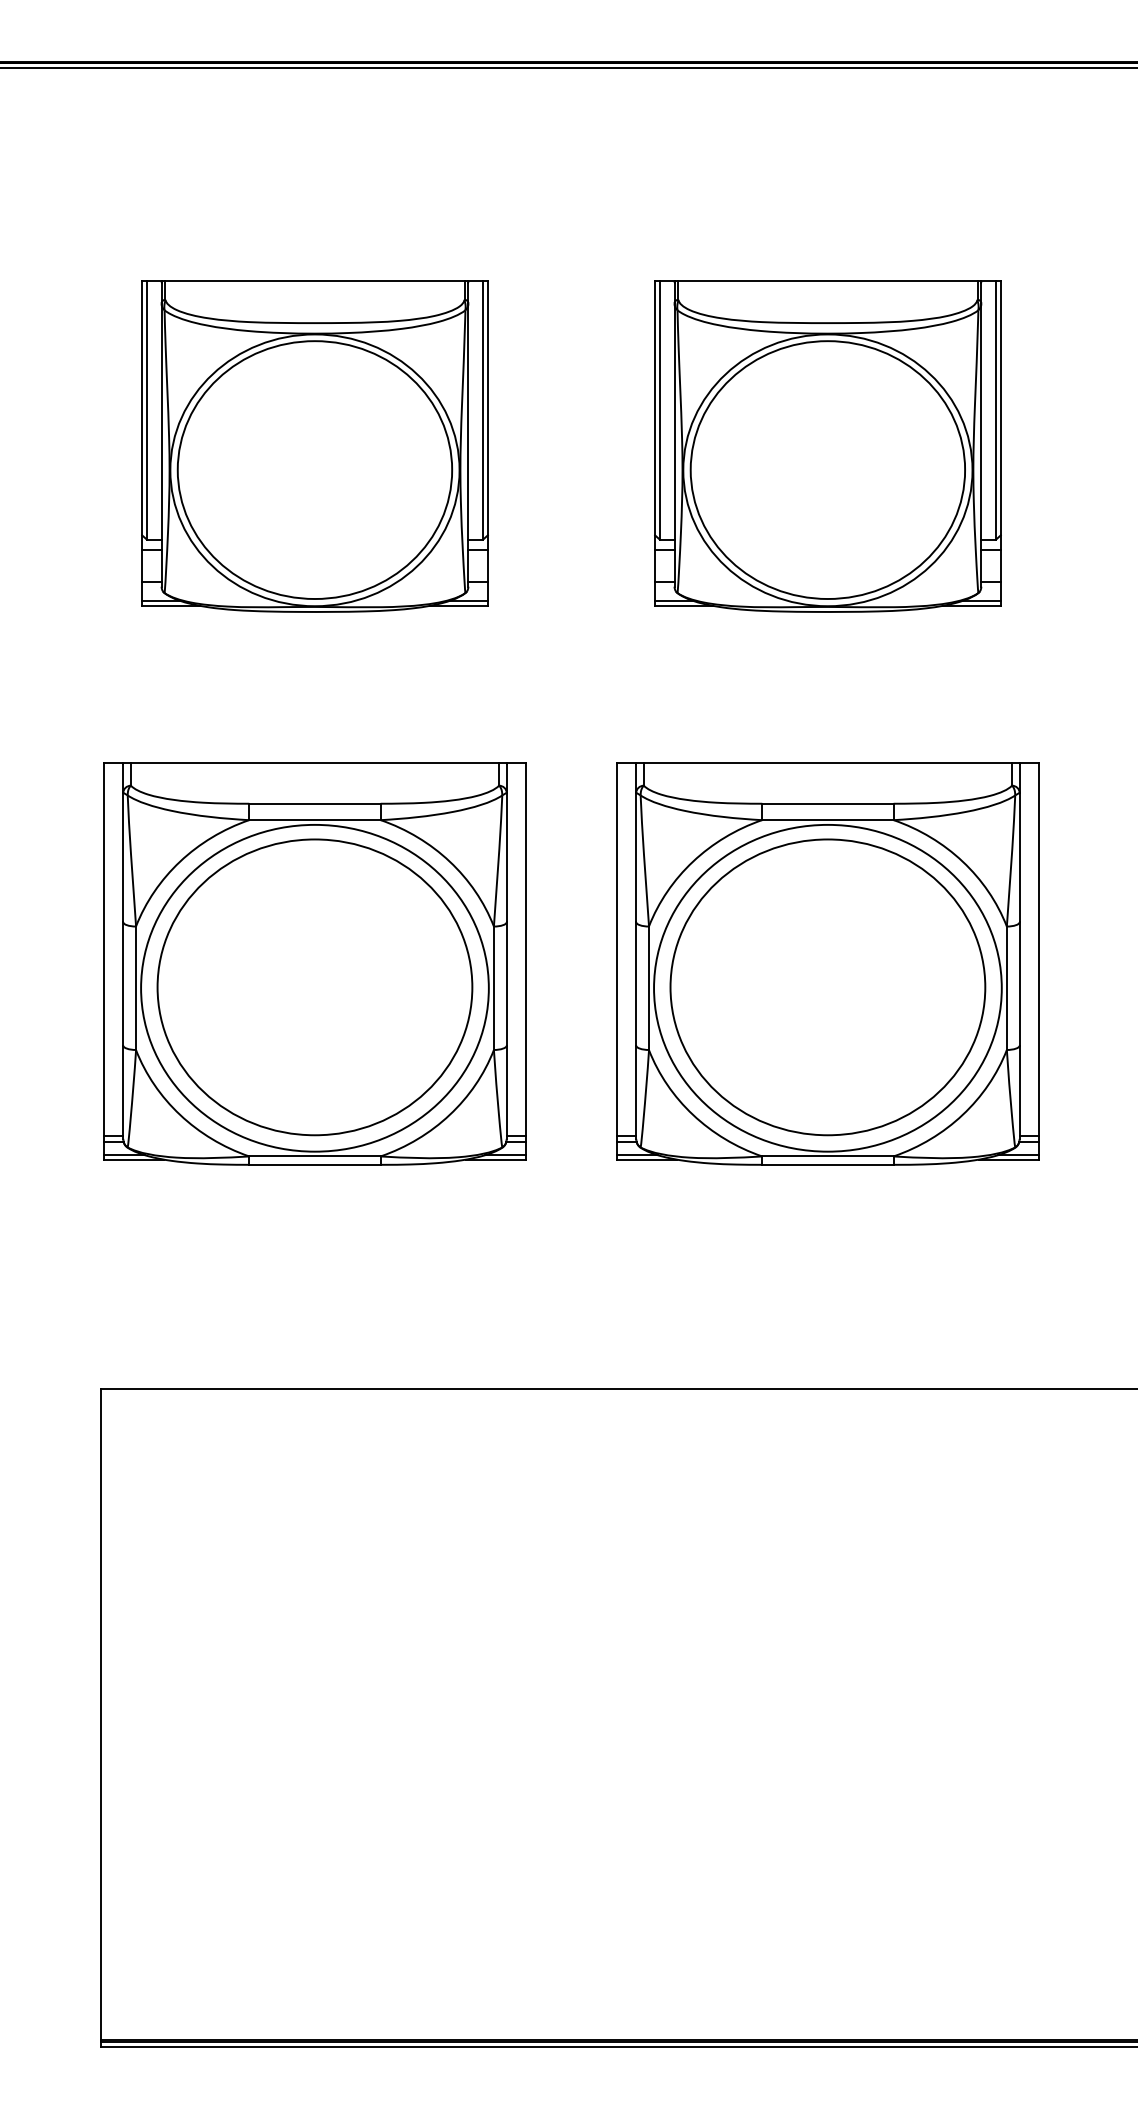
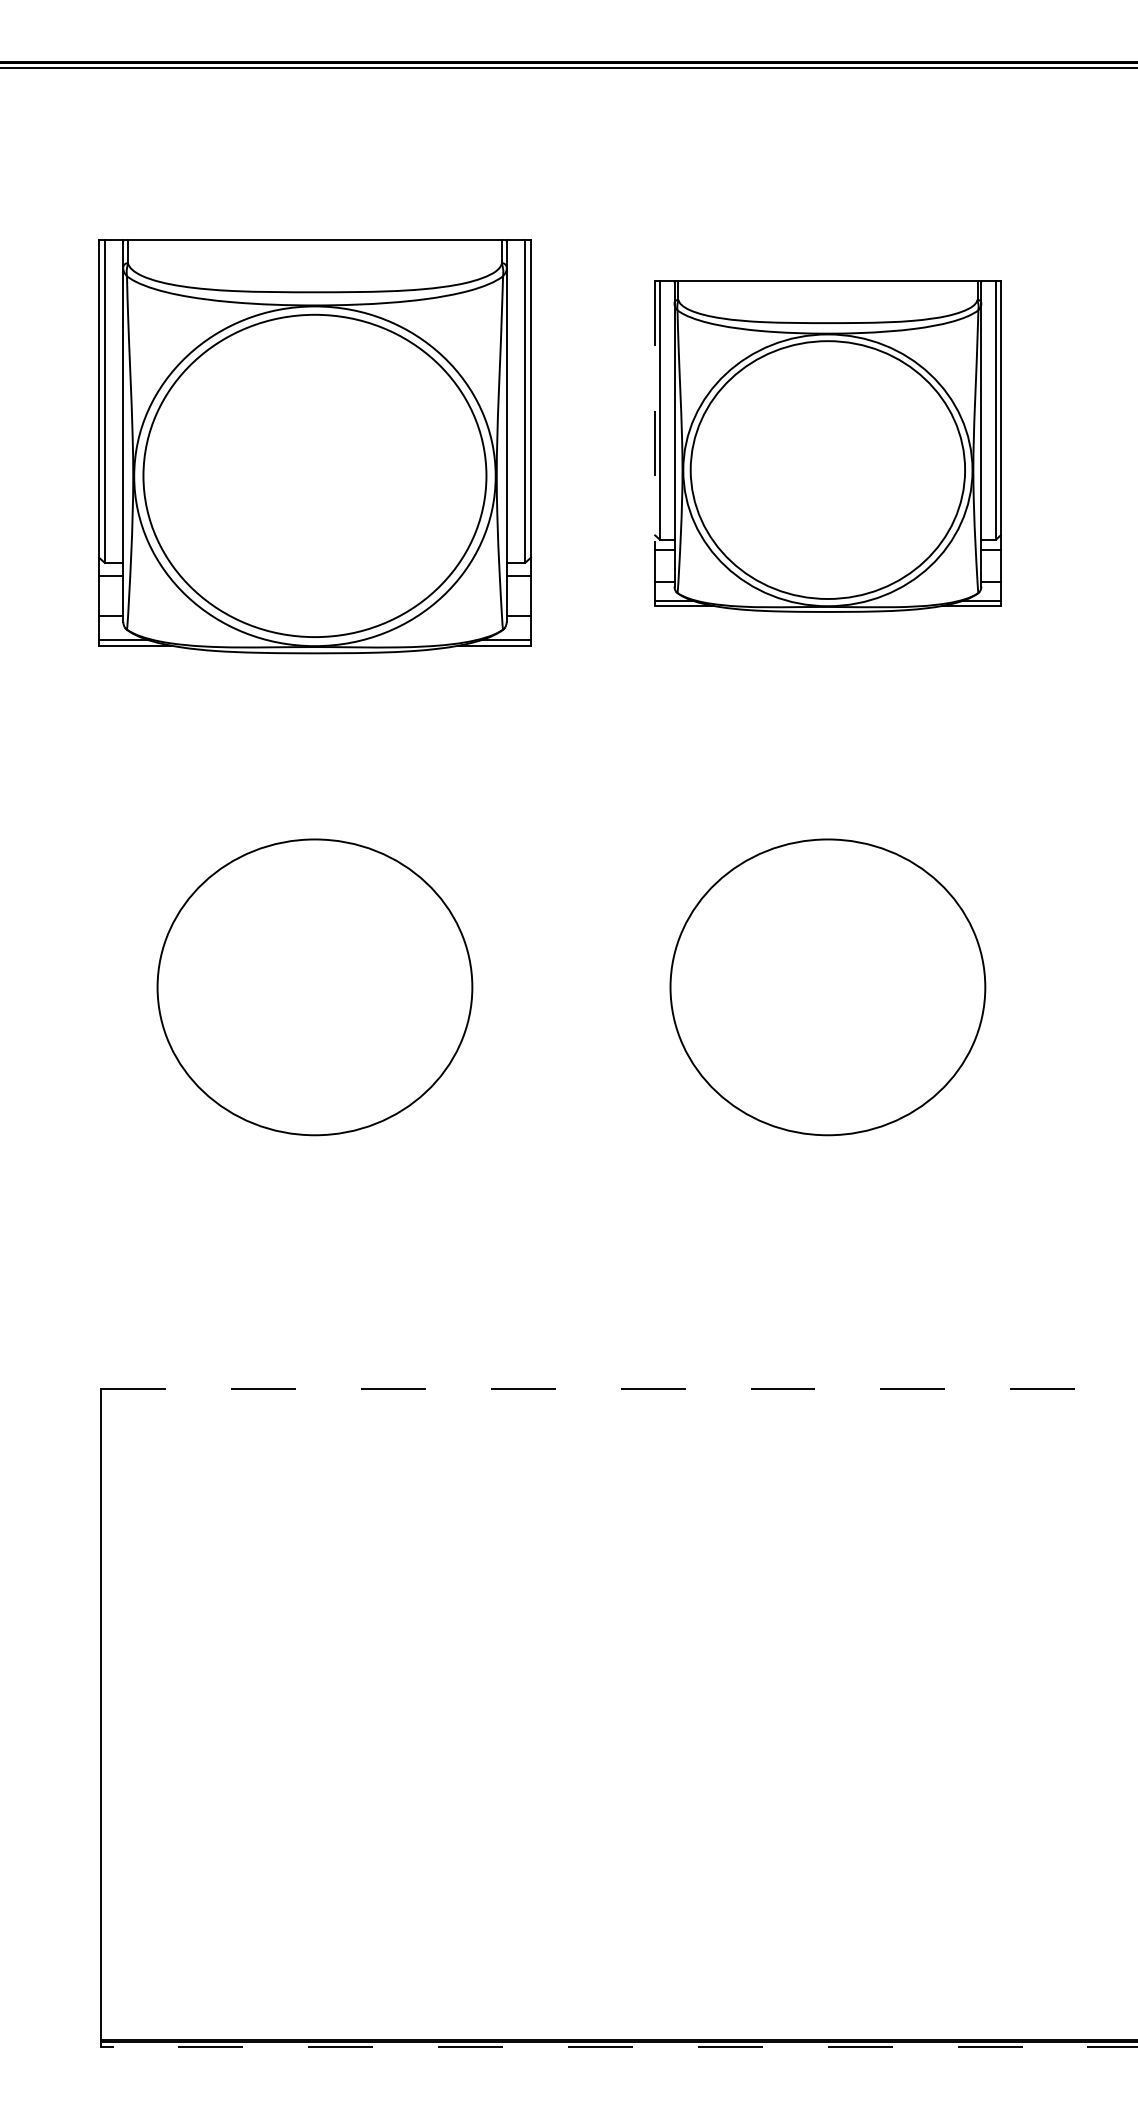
line: solid -> dashed (655, 442)
part size: 348x333 px -> 436x416 px (314, 446)
part: present -> none (314, 963)
part: present -> none (827, 963)
line: solid -> dashed (619, 1388)
line: solid -> dashed (619, 2046)
